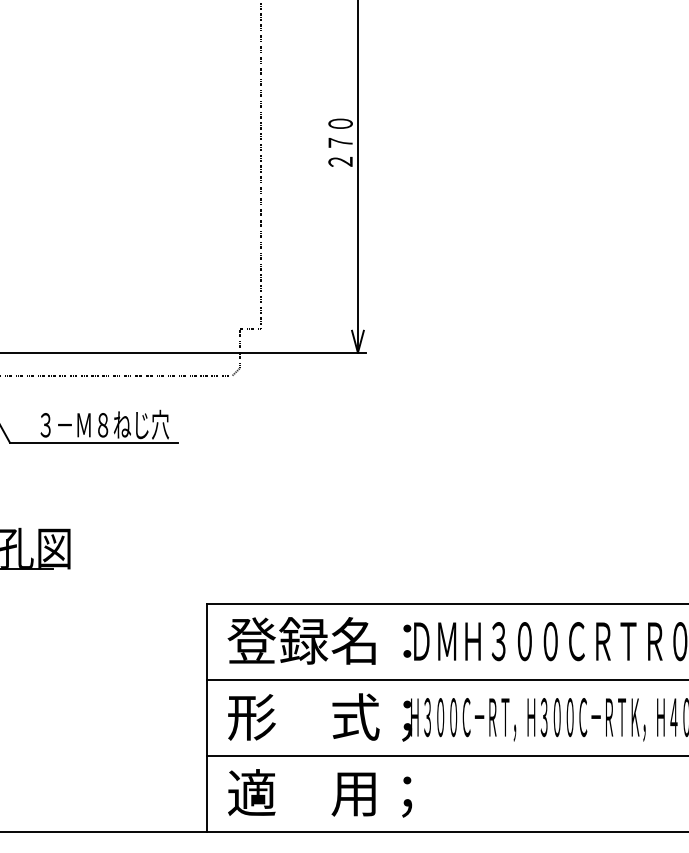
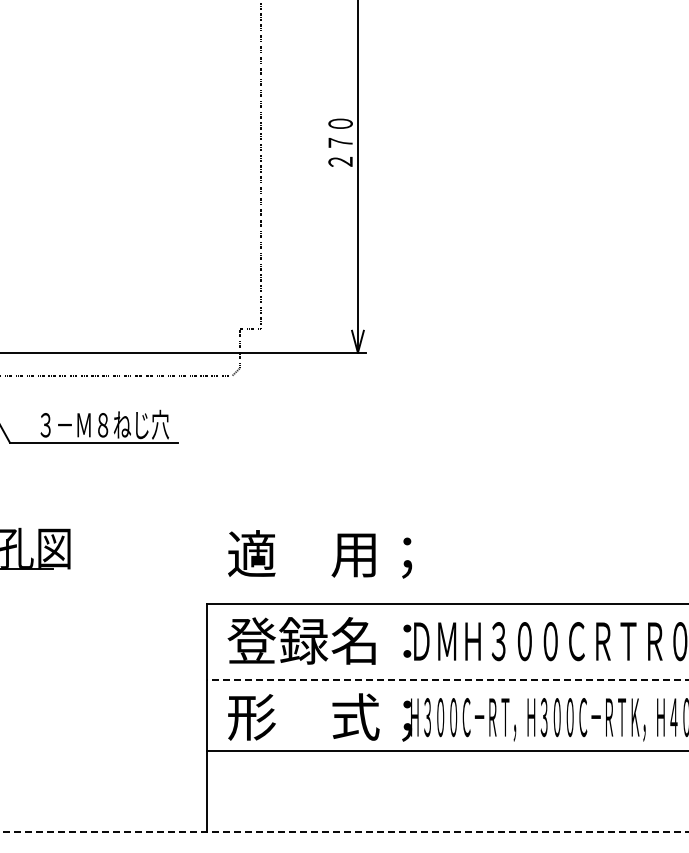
line: solid -> dashed (447, 679)
line position: (446, 755) -> (446, 750) (446, 750)
text position: (320, 793) -> (320, 554) (320, 554)
line: solid -> dashed (343, 831)
